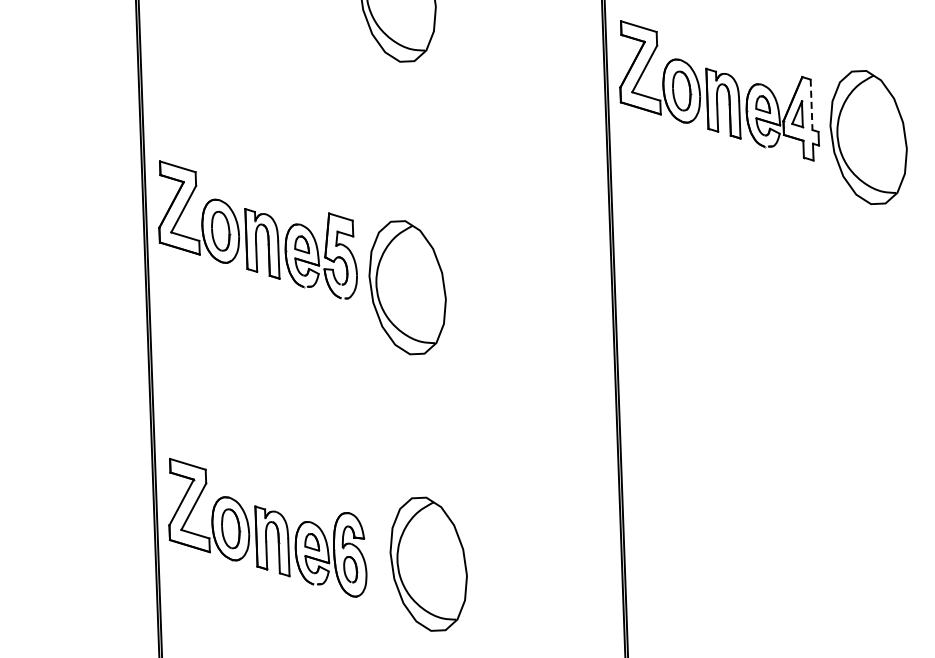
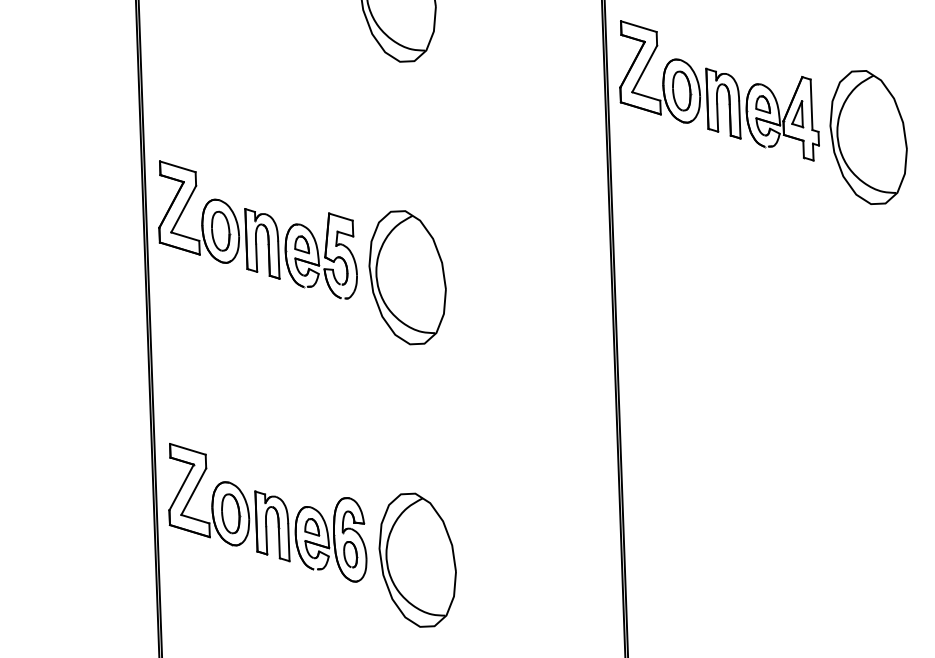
line: dashed -> solid (811, 105)
part position: (407, 287) -> (407, 277) (407, 277)
part position: (267, 527) -> (267, 512) (267, 512)
part position: (428, 563) -> (417, 559) (417, 559)
